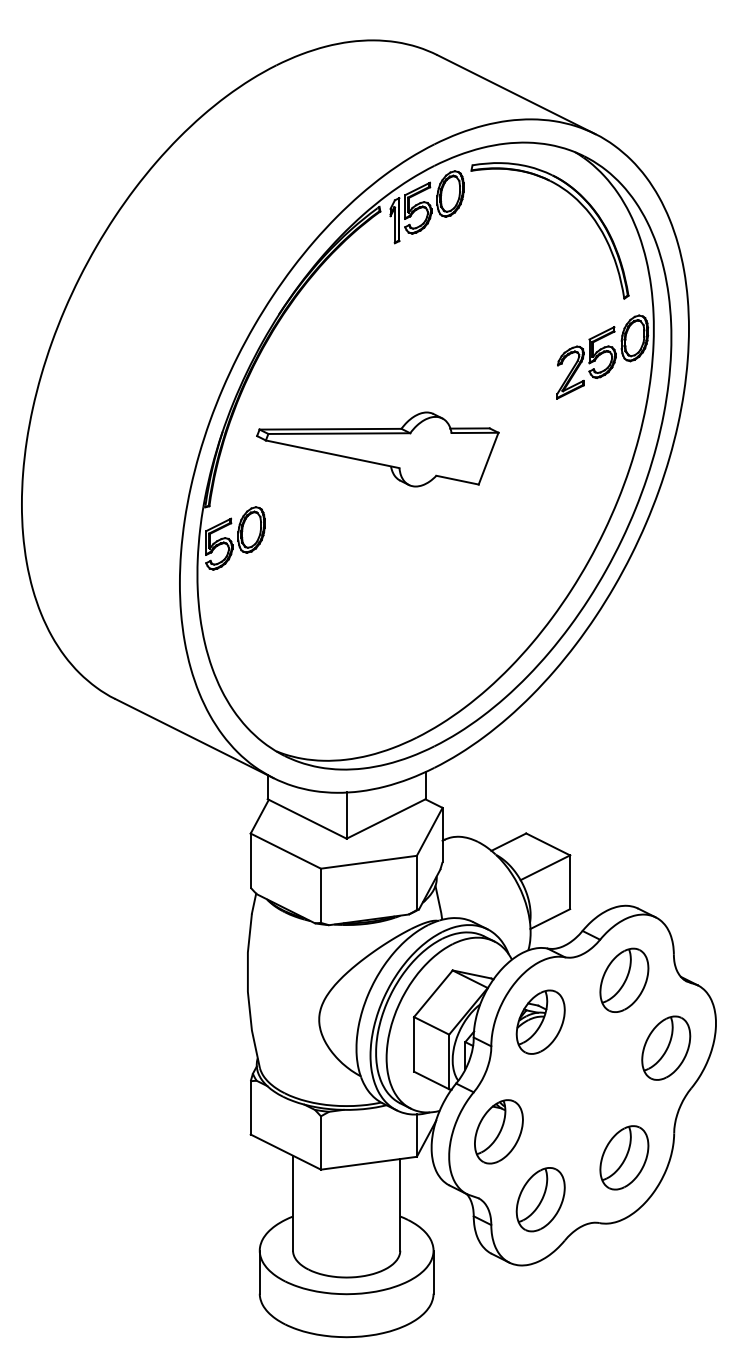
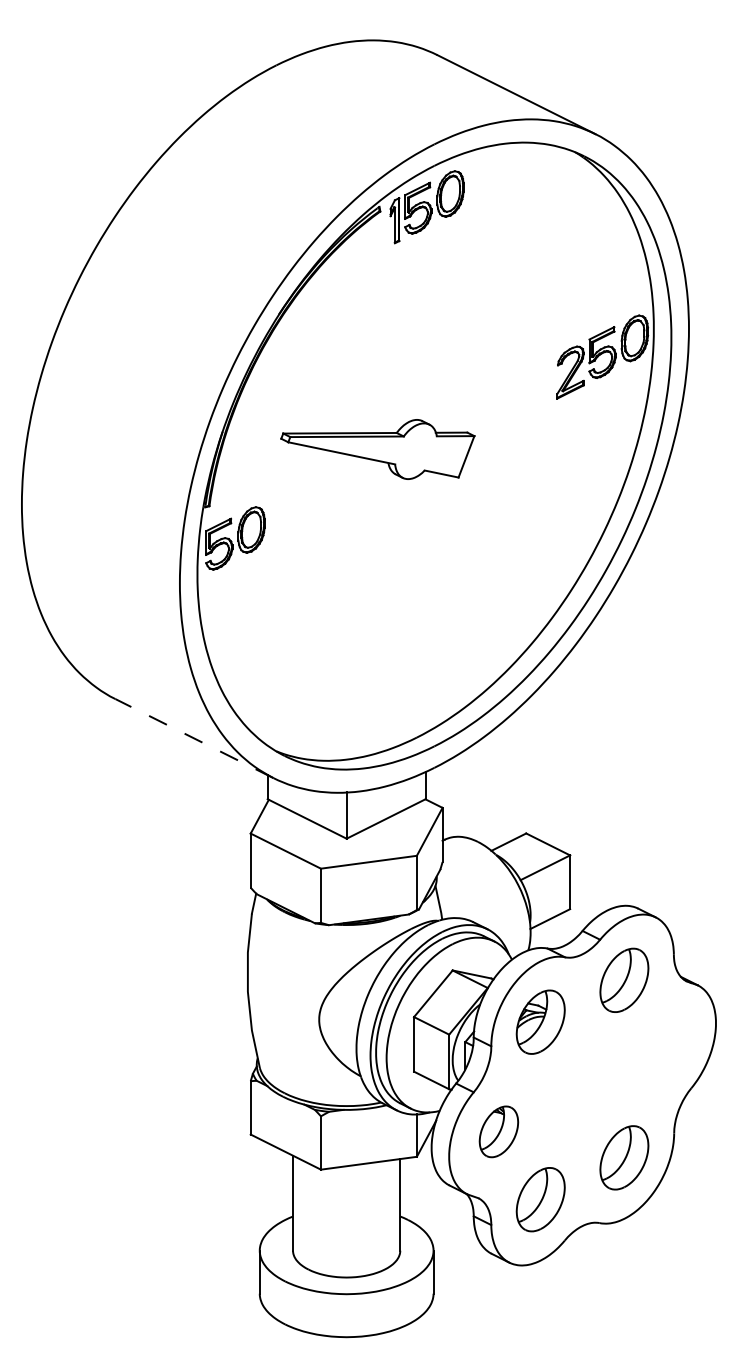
part: present -> none (577, 201)
part size: 244x77 px -> 196x61 px (377, 449)
line: solid -> dashed (194, 738)
part: present -> none (666, 1047)
part size: 50x66 px -> 42x54 px (498, 1131)
